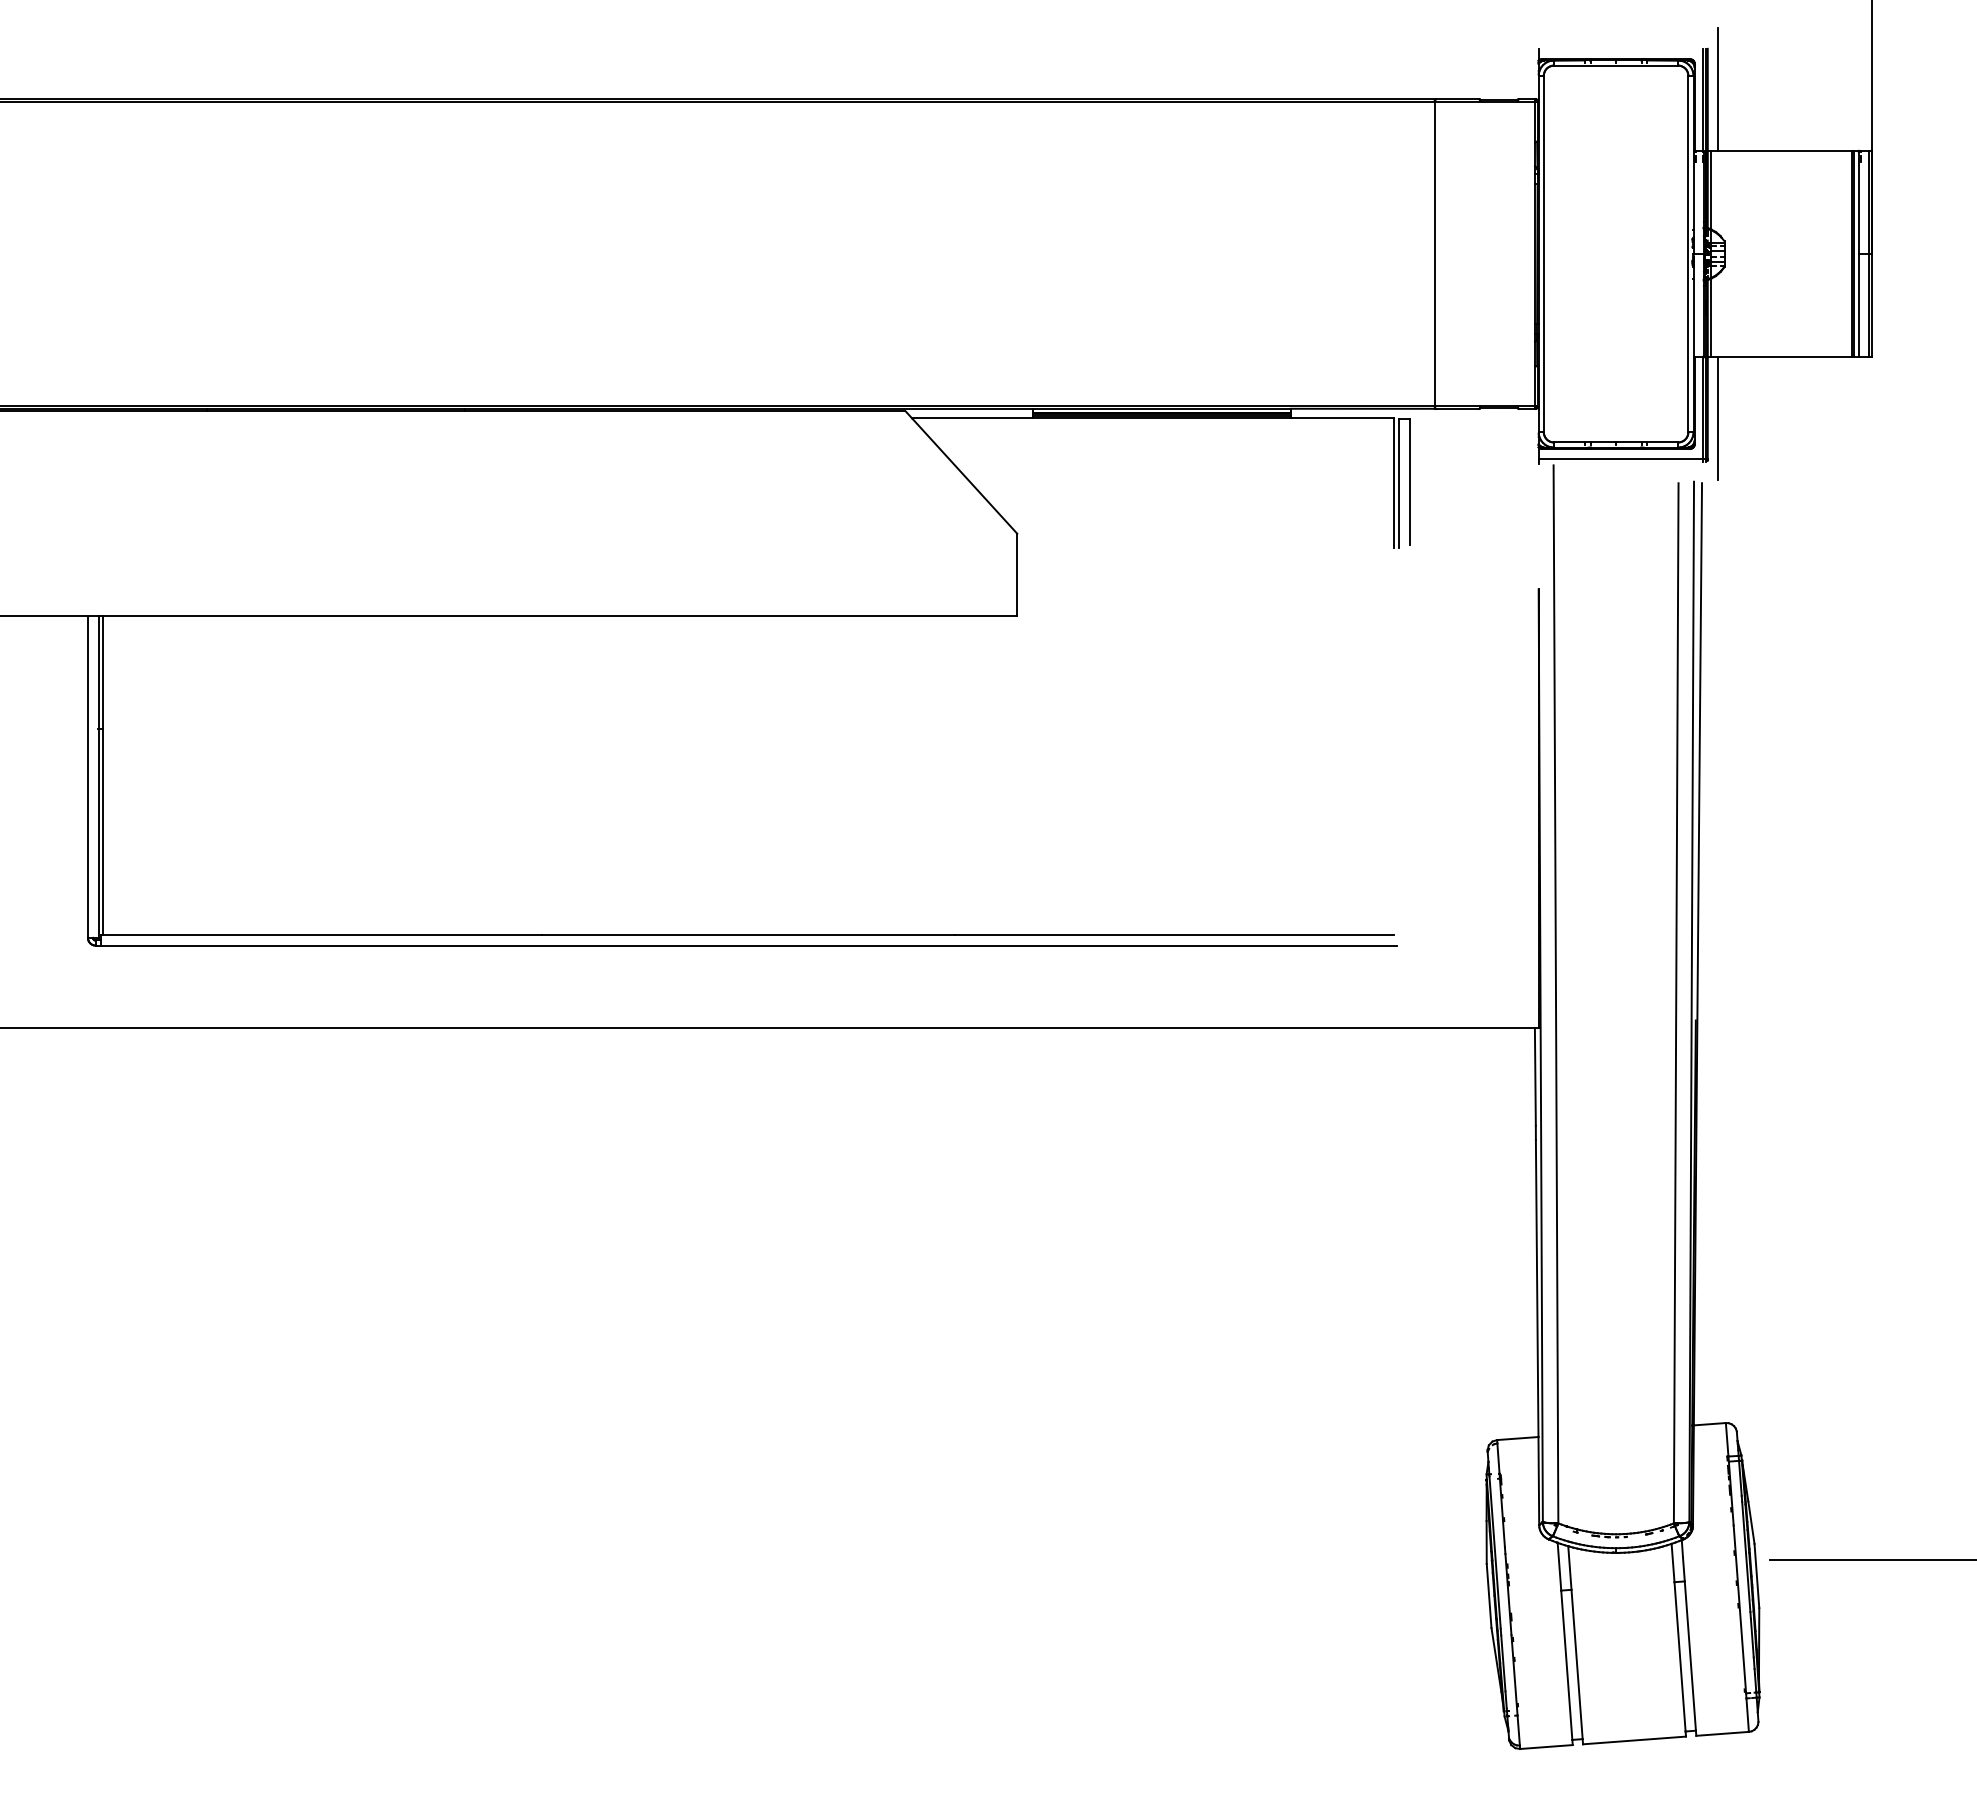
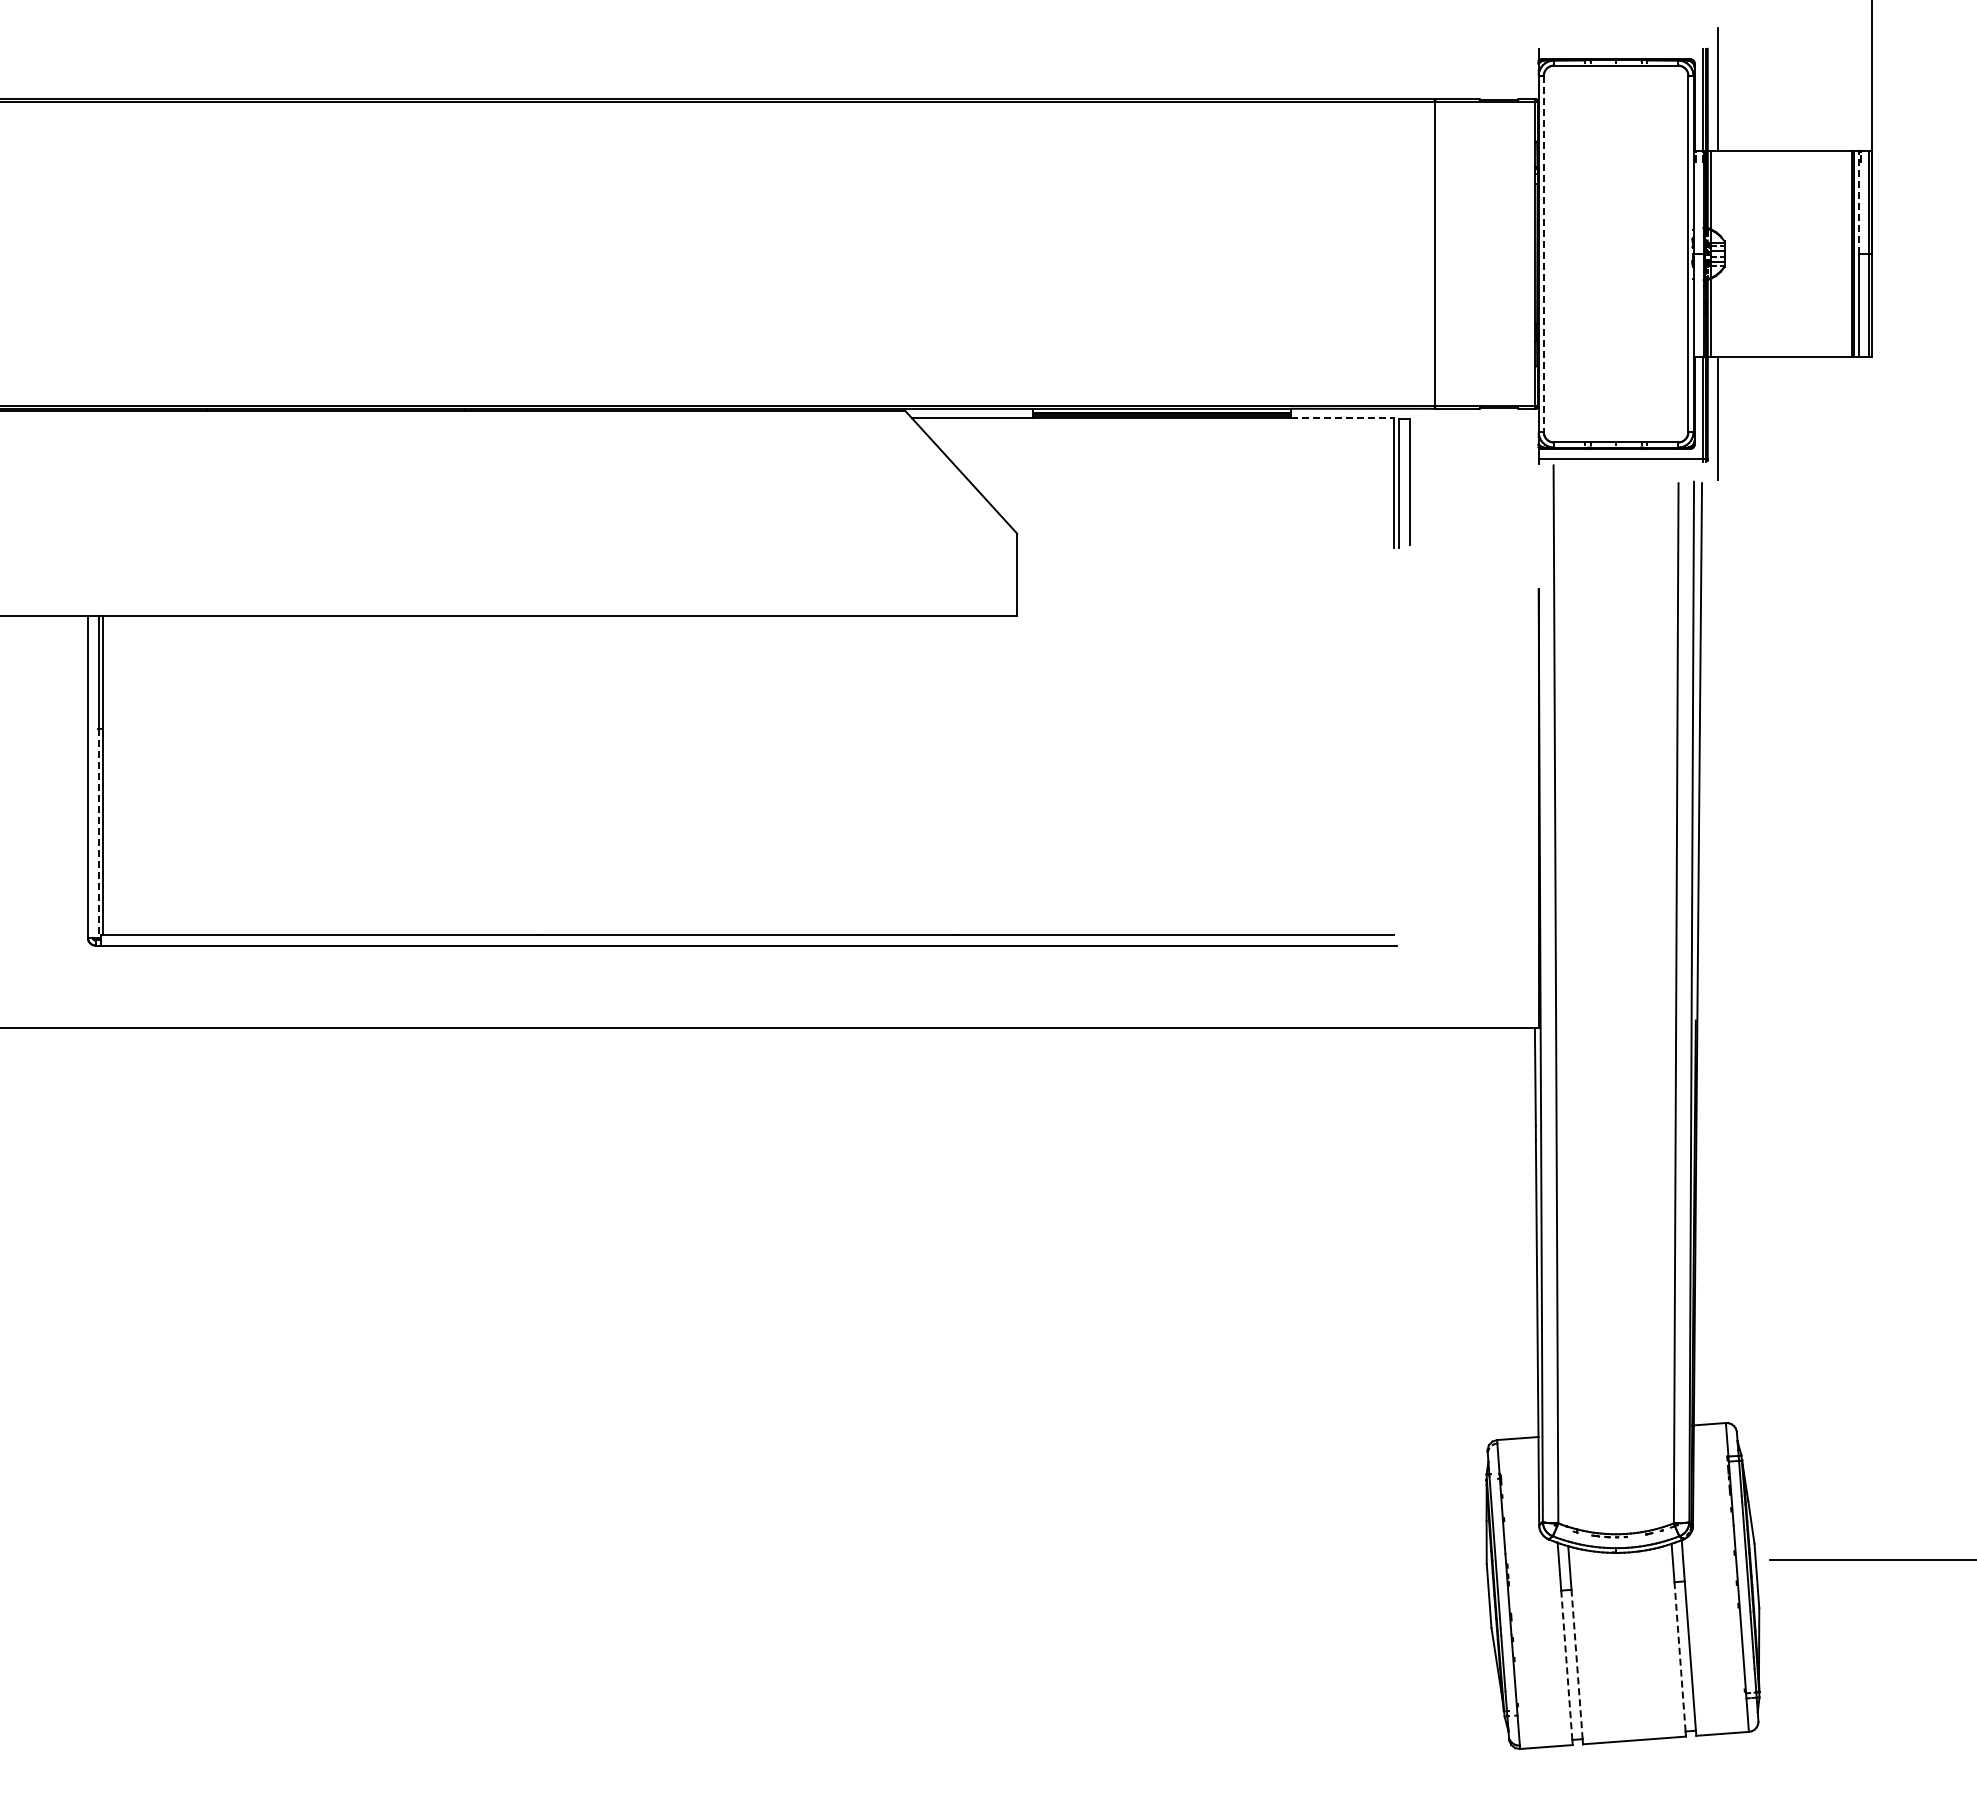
line: solid -> dashed (1858, 202)
line: solid -> dashed (1543, 254)
line: solid -> dashed (1342, 418)
line: solid -> dashed (98, 833)
line: solid -> dashed (1680, 1656)
line: solid -> dashed (1577, 1664)
line: solid -> dashed (1566, 1665)
